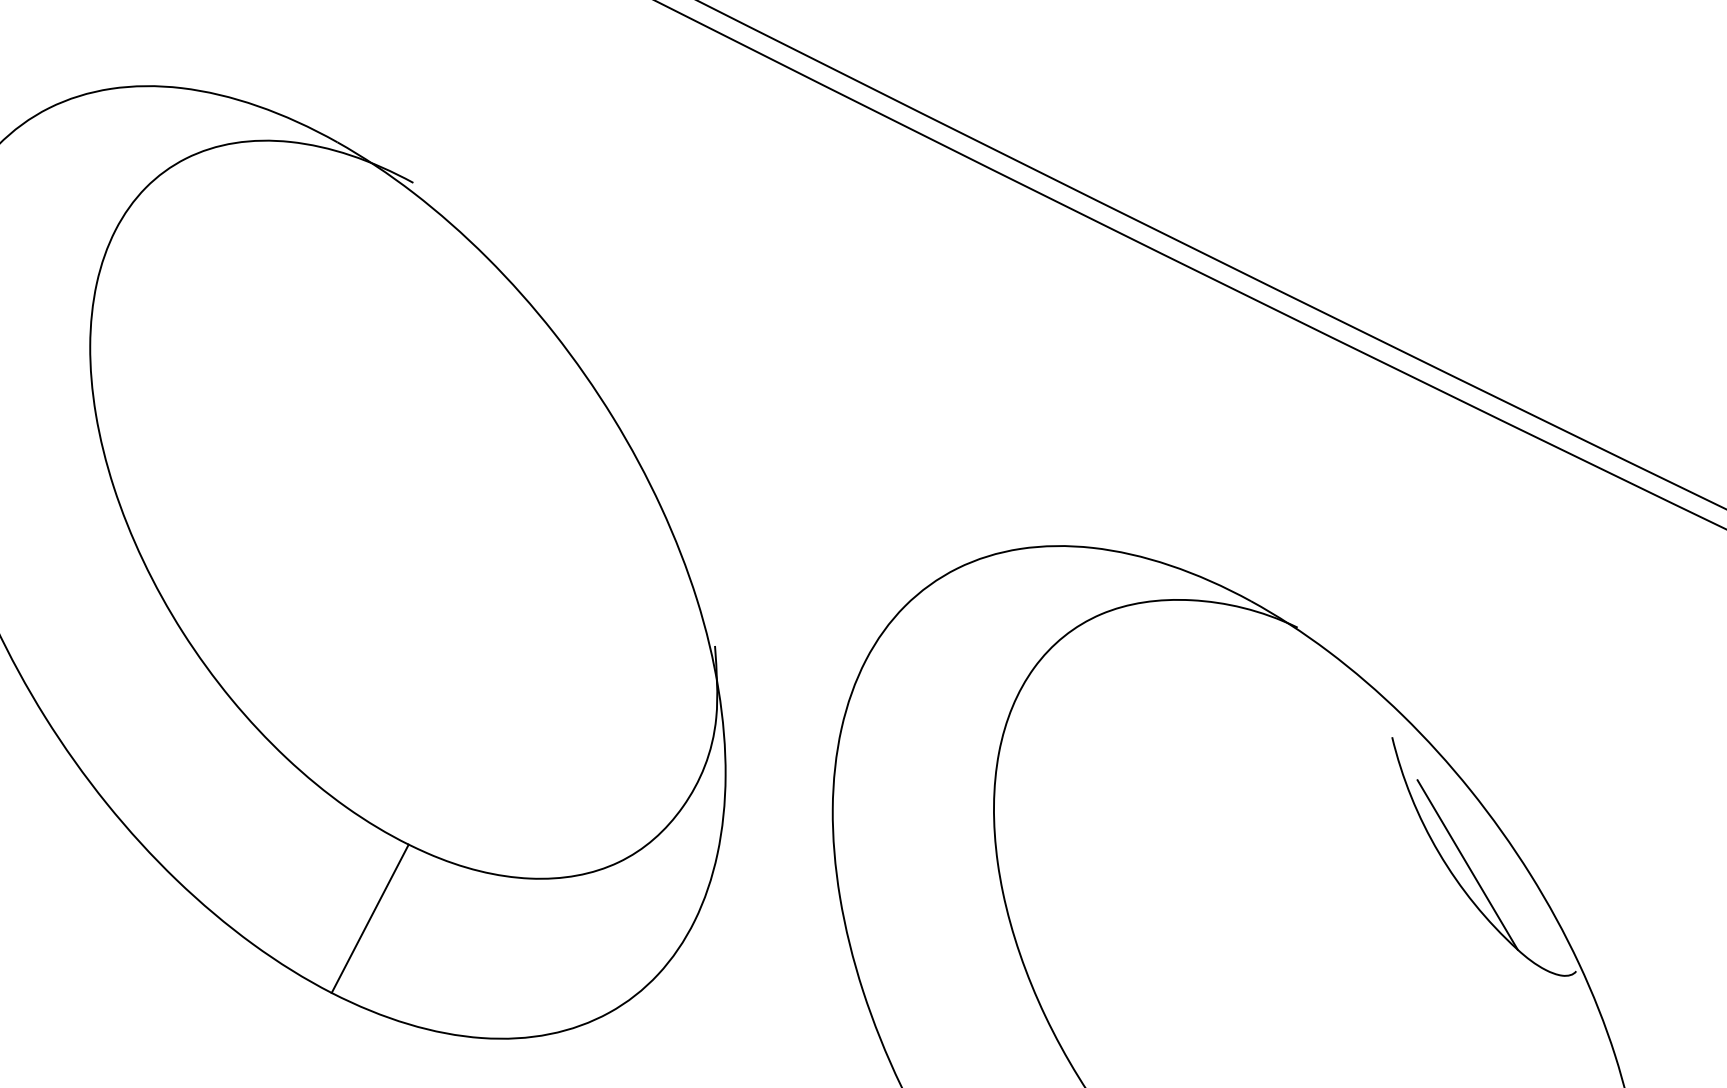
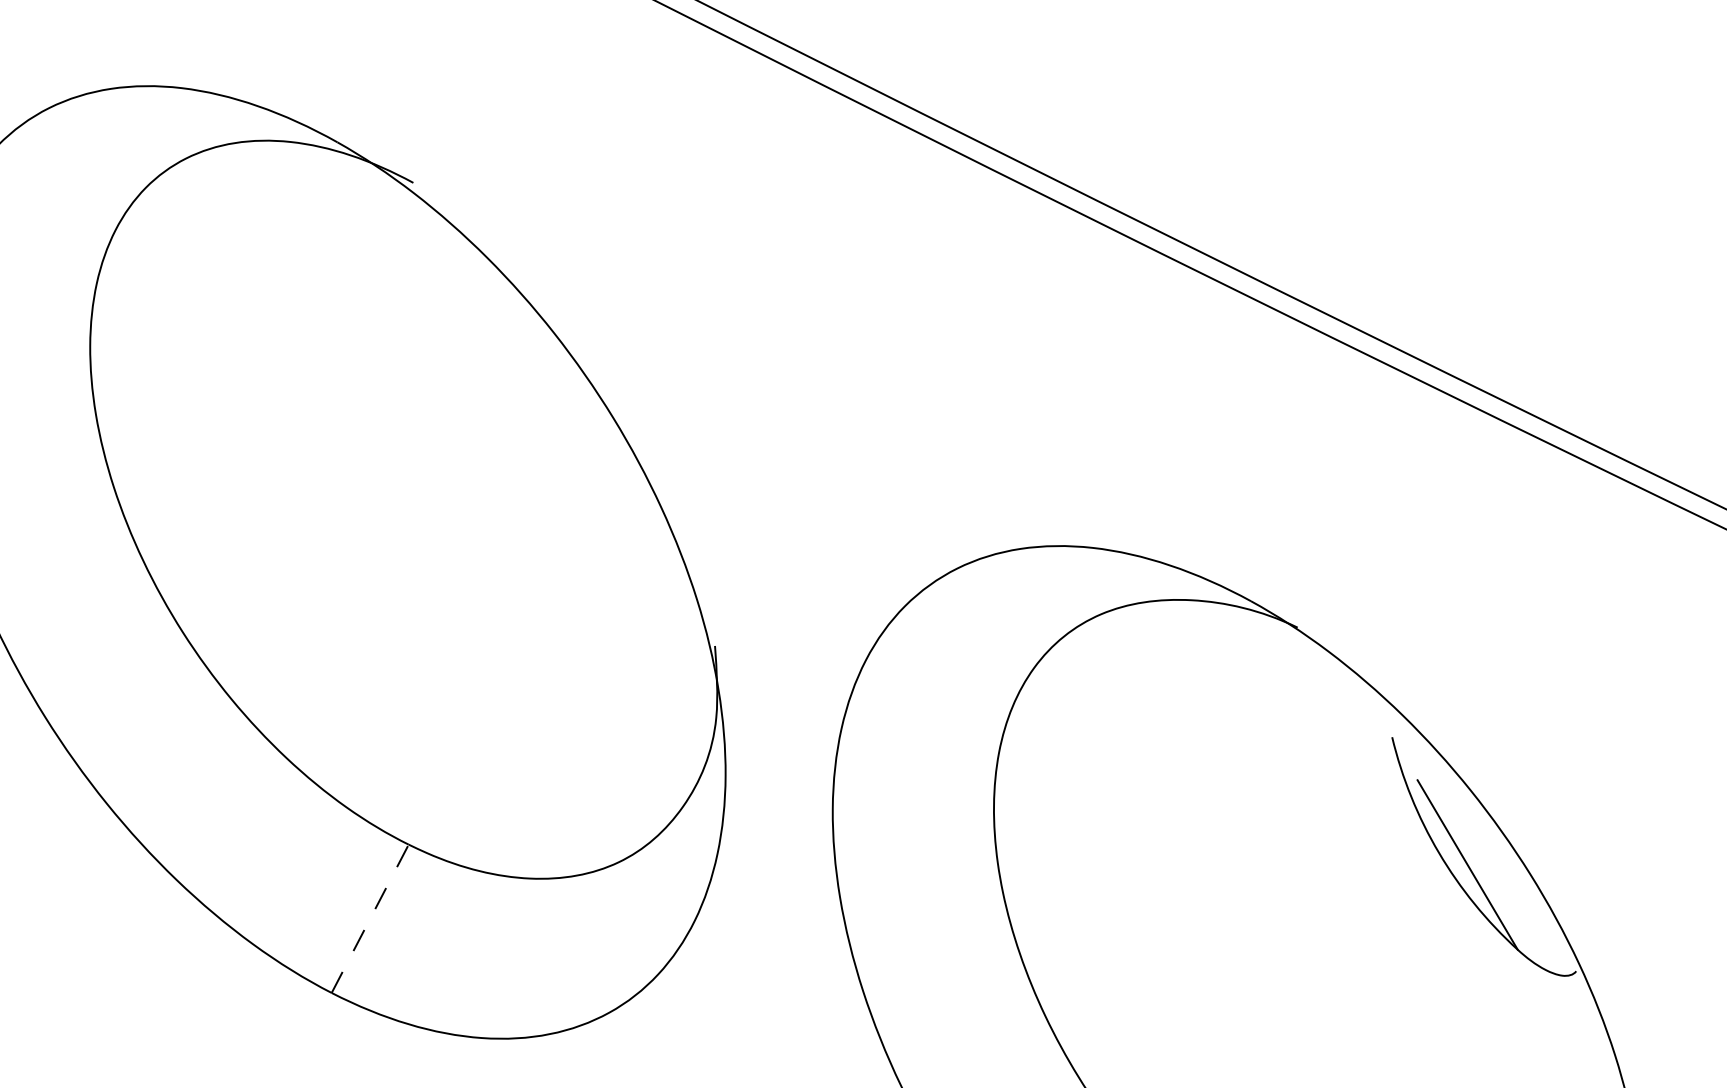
line: solid -> dashed (370, 918)
